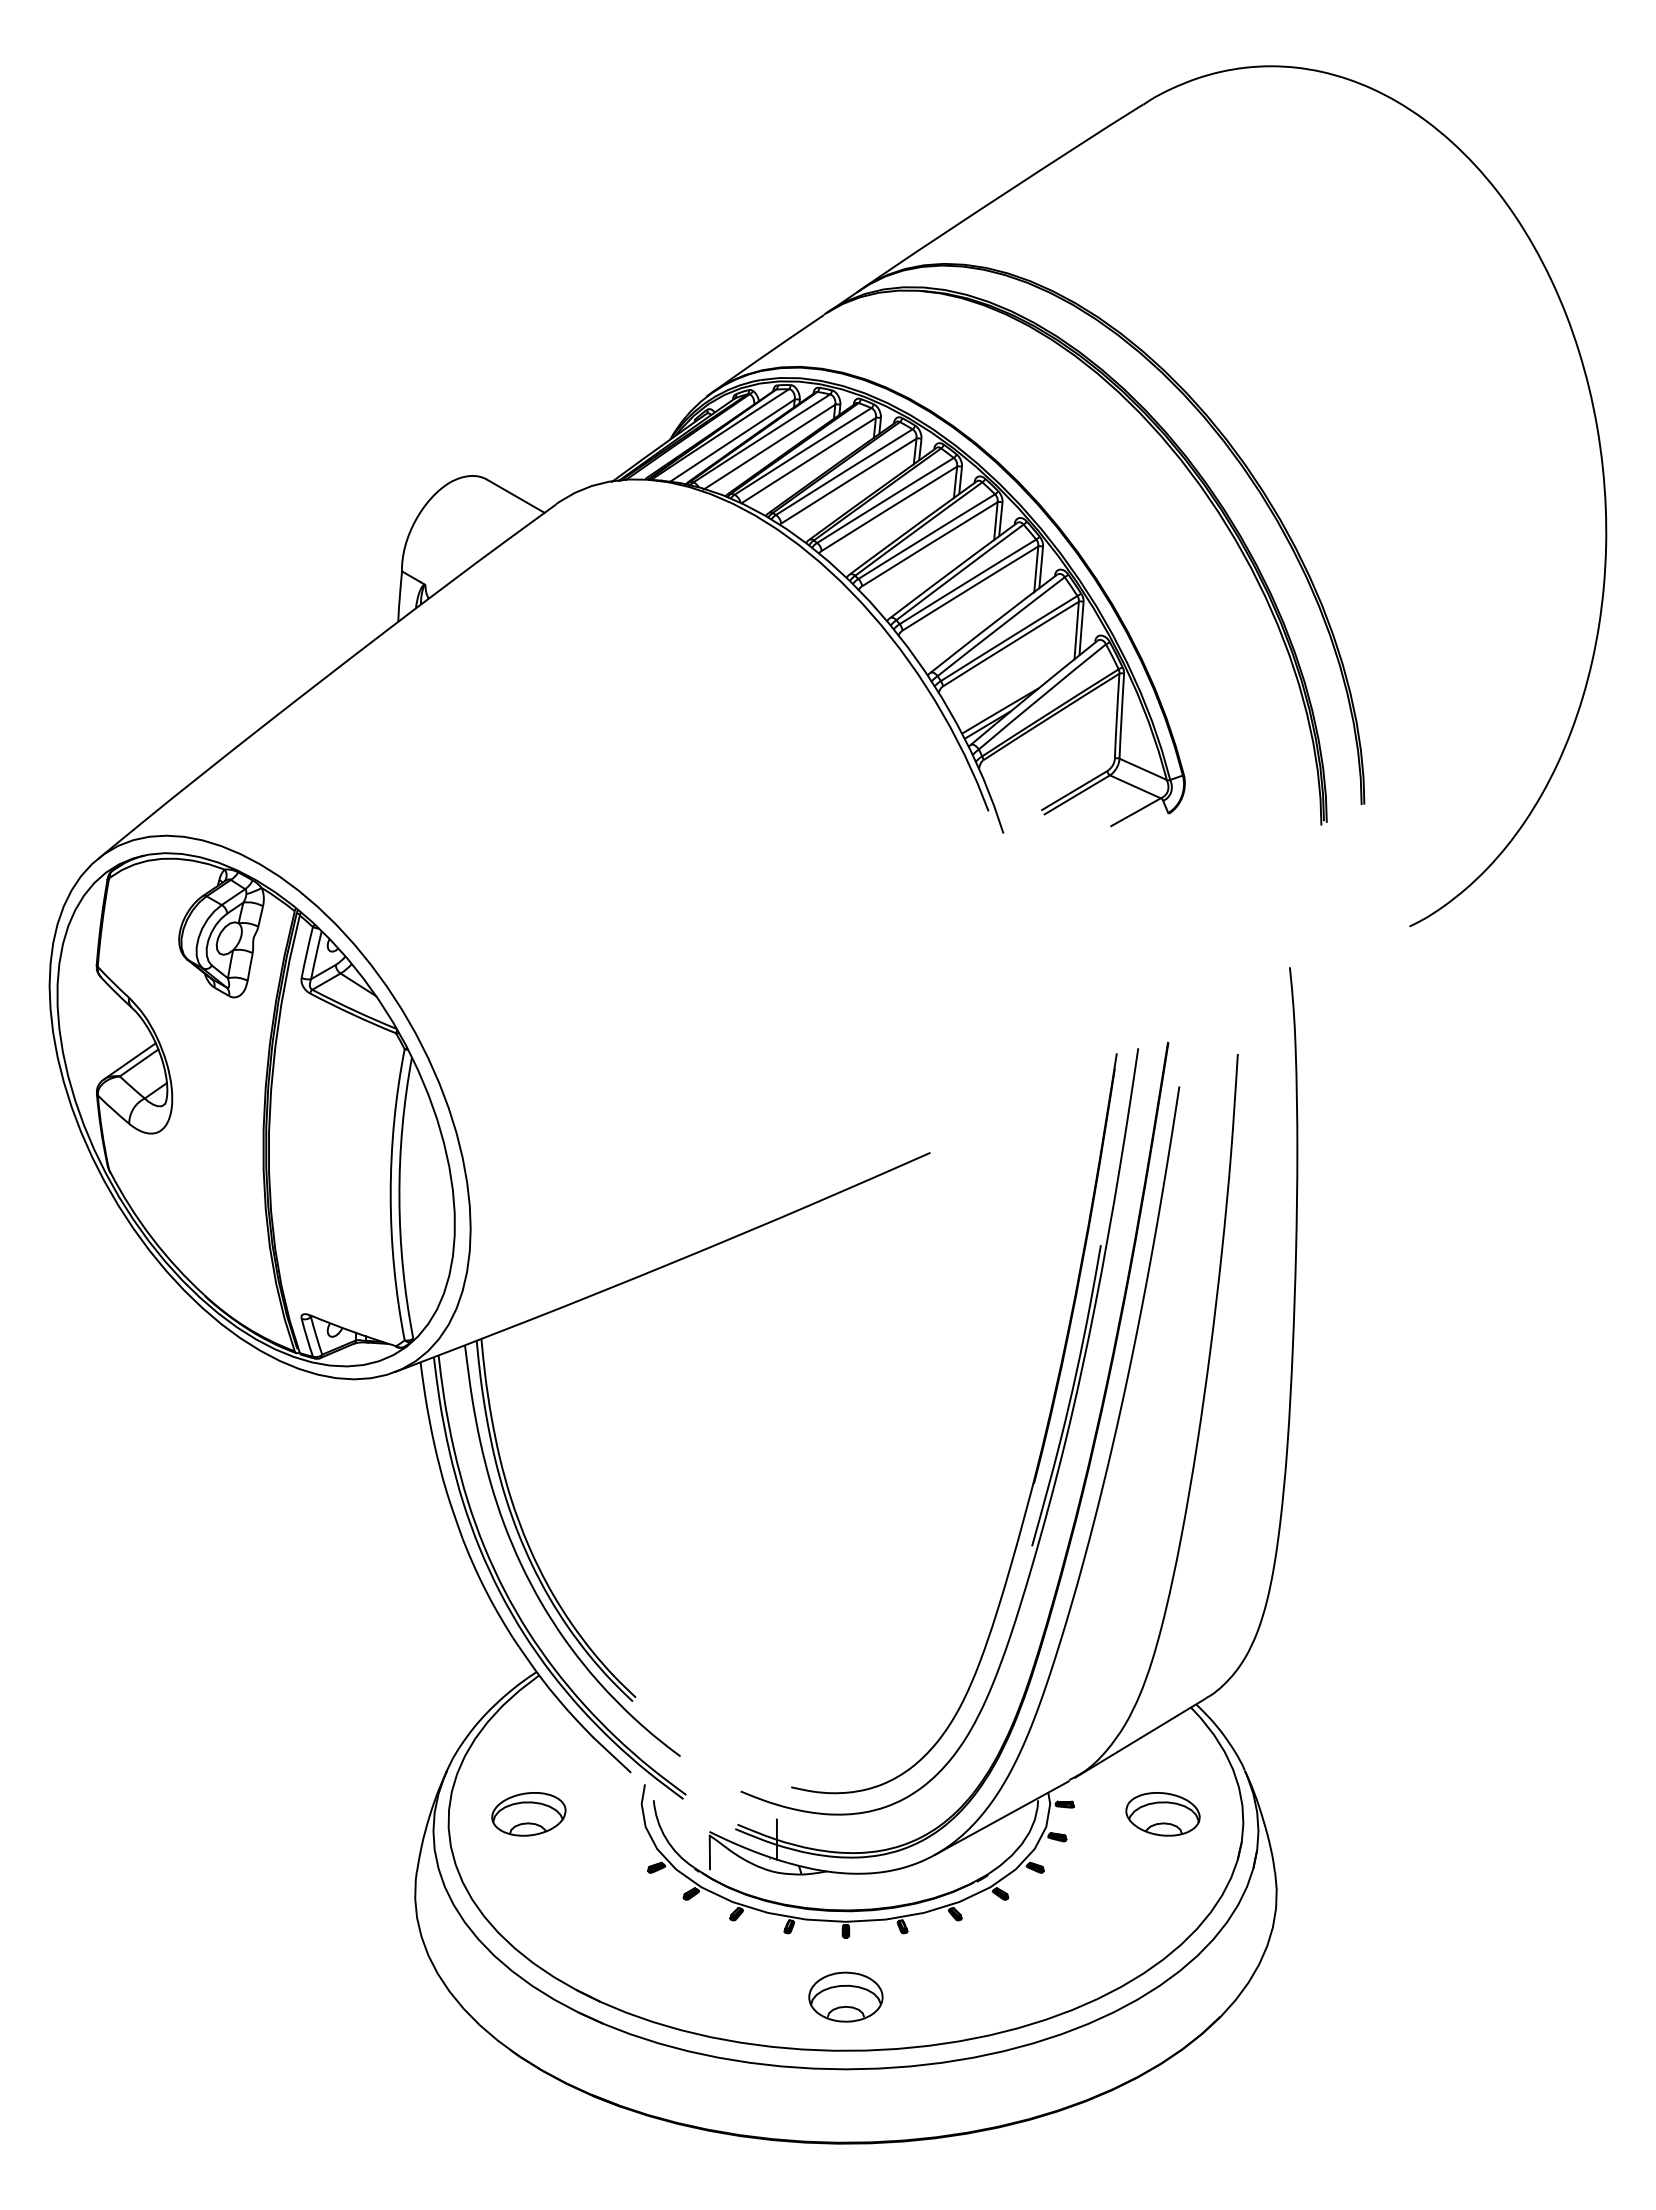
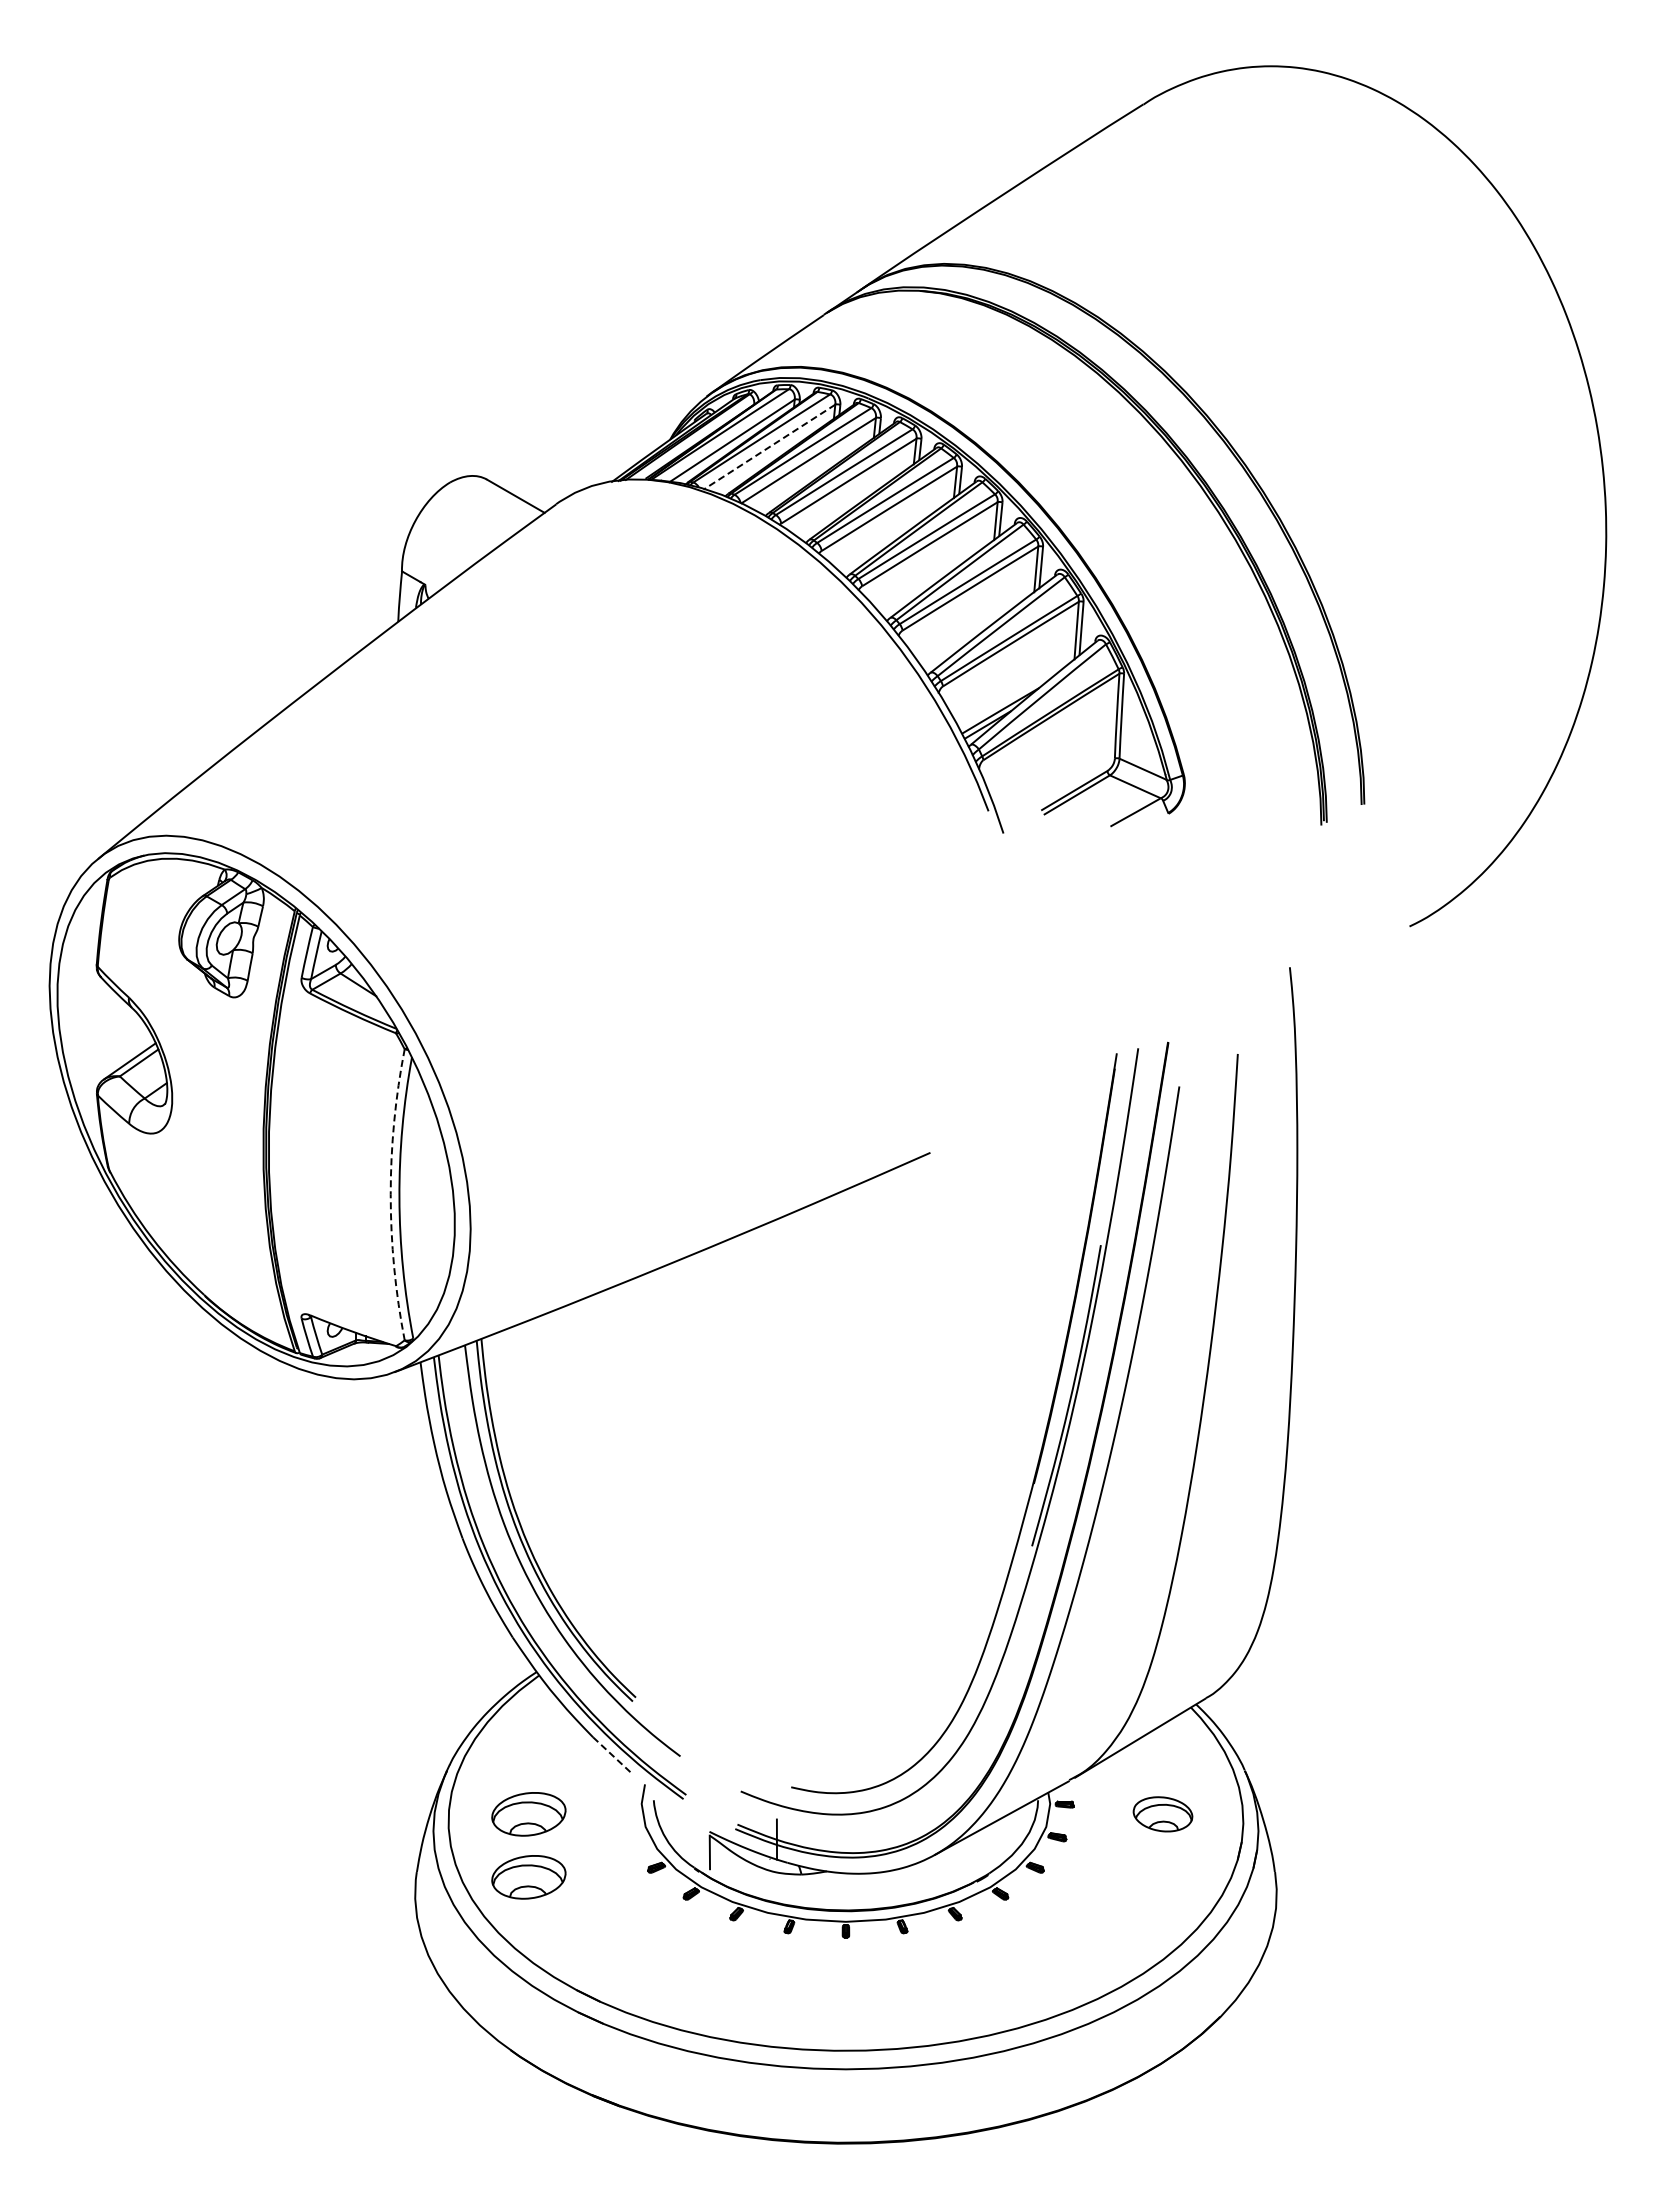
line: solid -> dashed (769, 447)
arc: solid -> dashed (390, 1194)
line: solid -> dashed (611, 1754)
part size: 76x45 px -> 62x37 px (1162, 1814)
part: none -> present (528, 1877)
part: present -> none (845, 1996)
